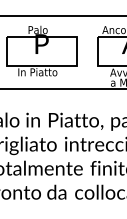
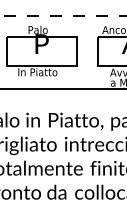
line: solid -> dashed (63, 15)
